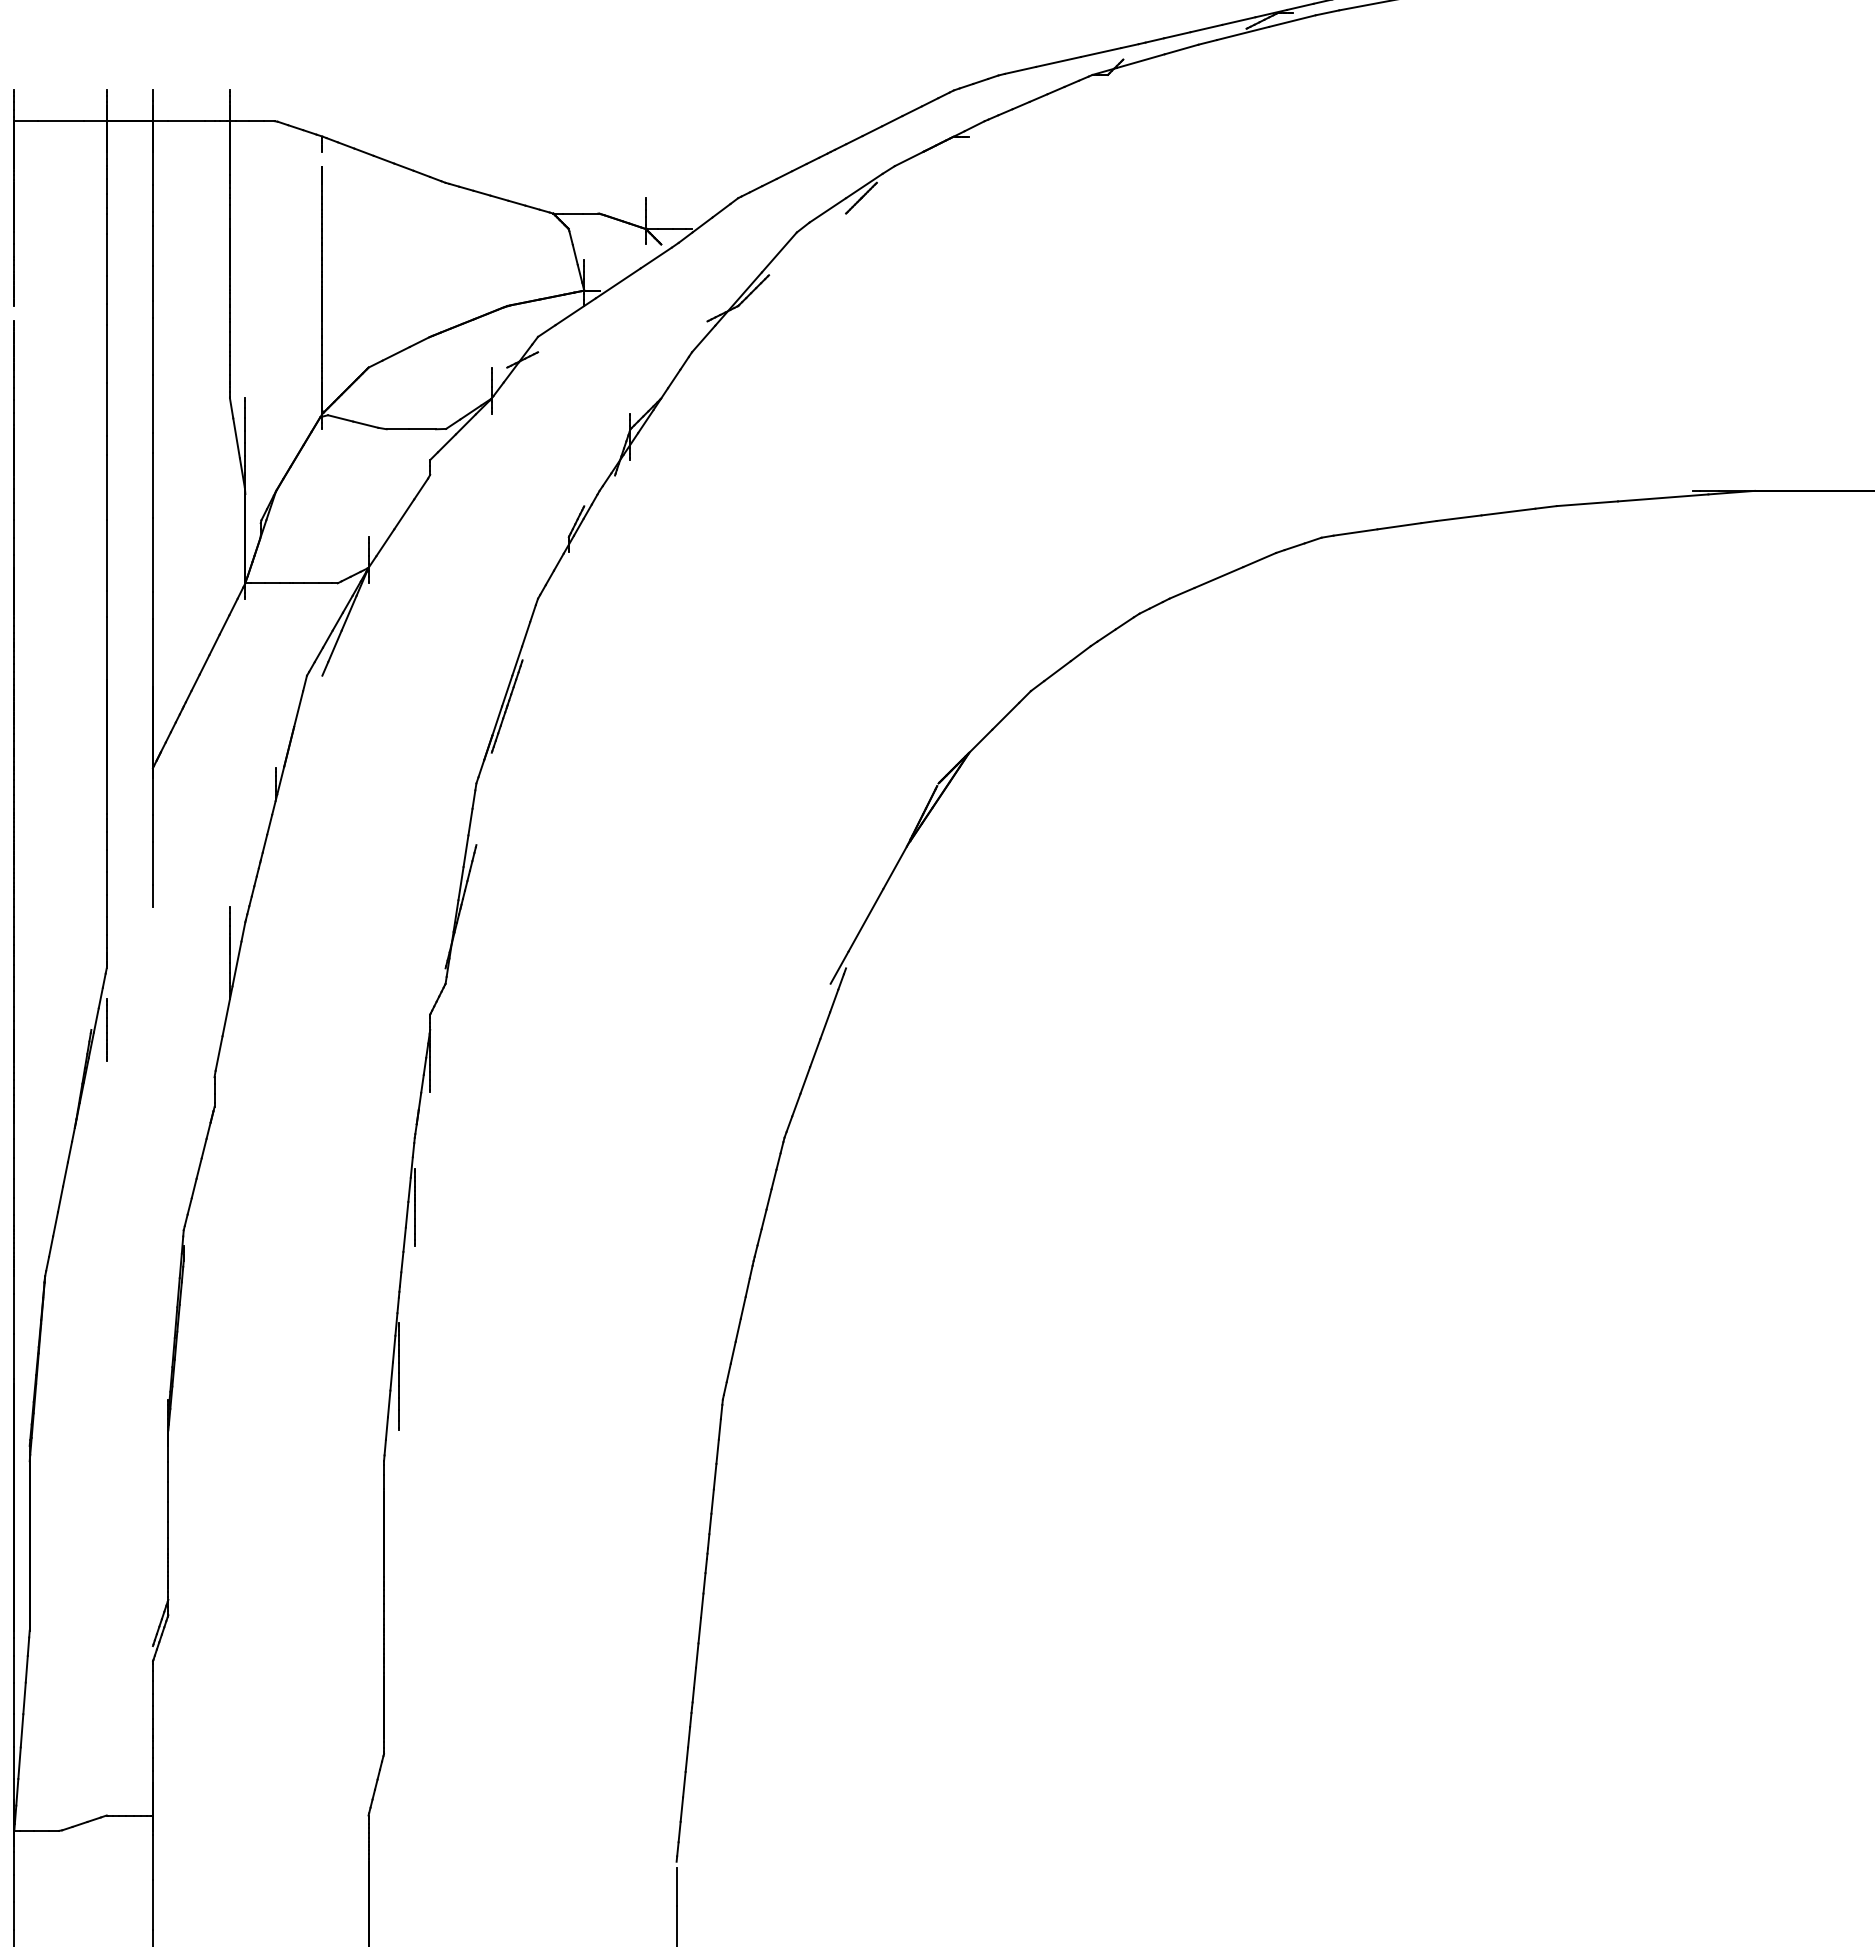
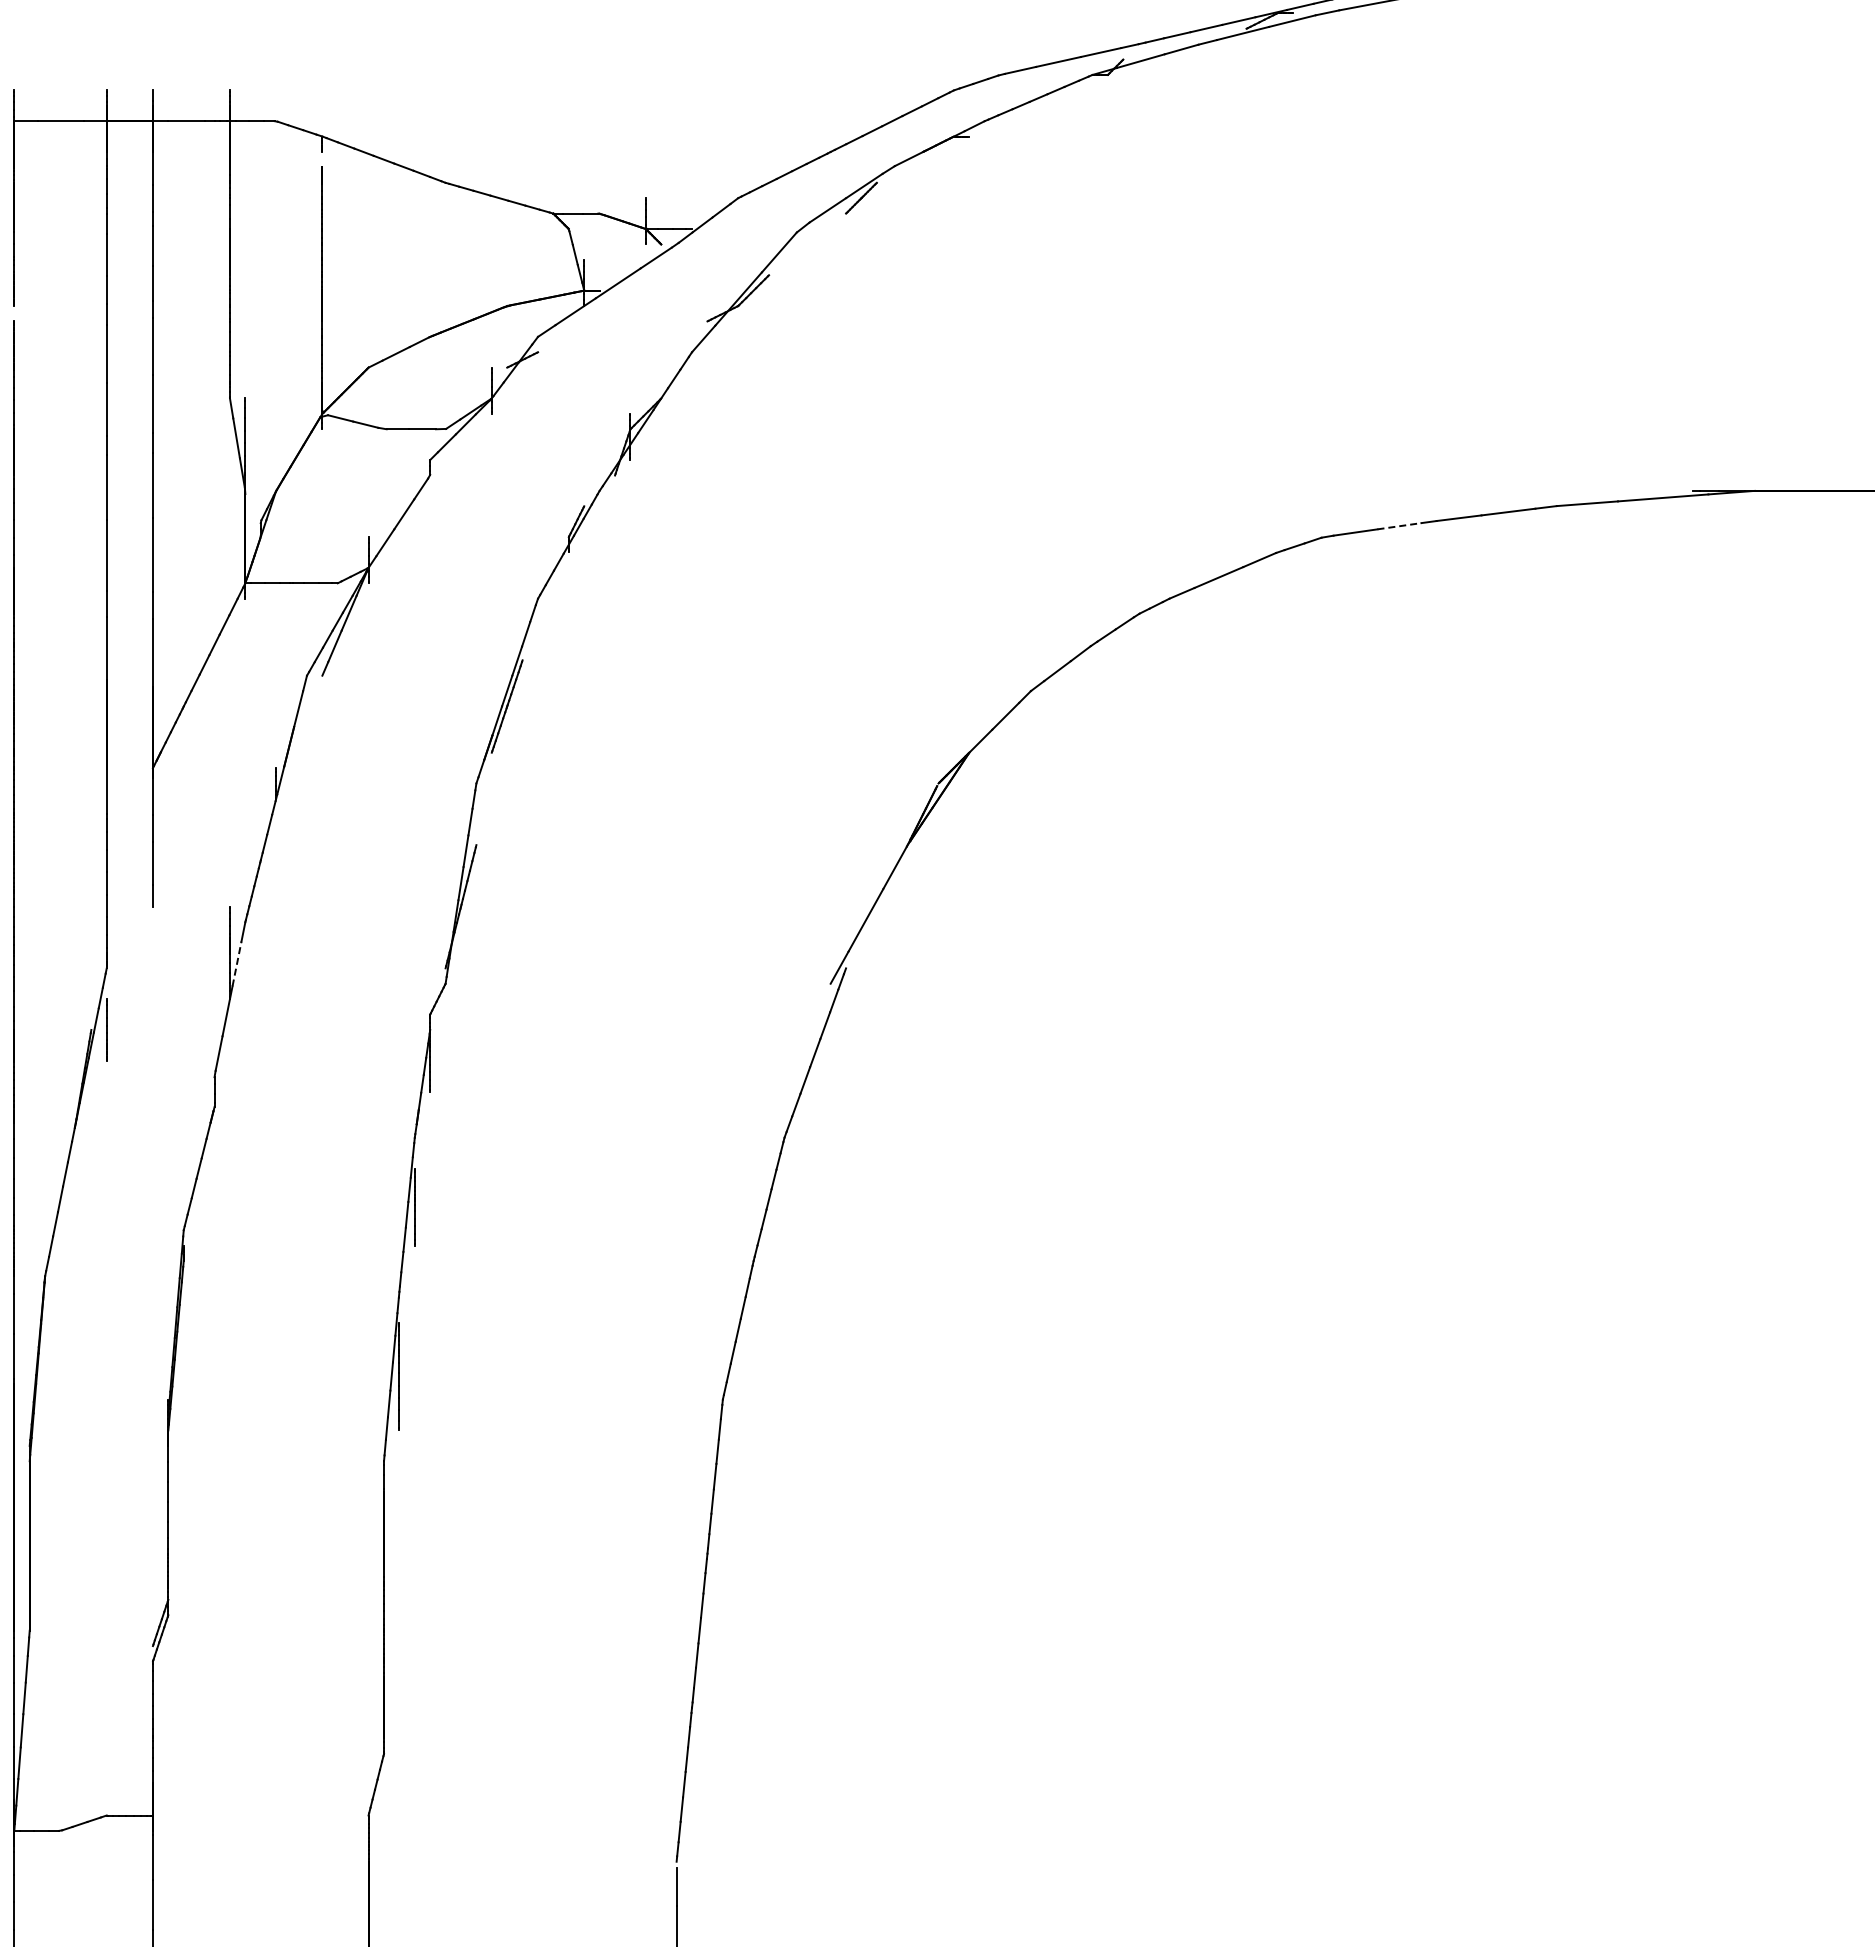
line: solid -> dashed (1399, 526)
line: solid -> dashed (237, 963)
